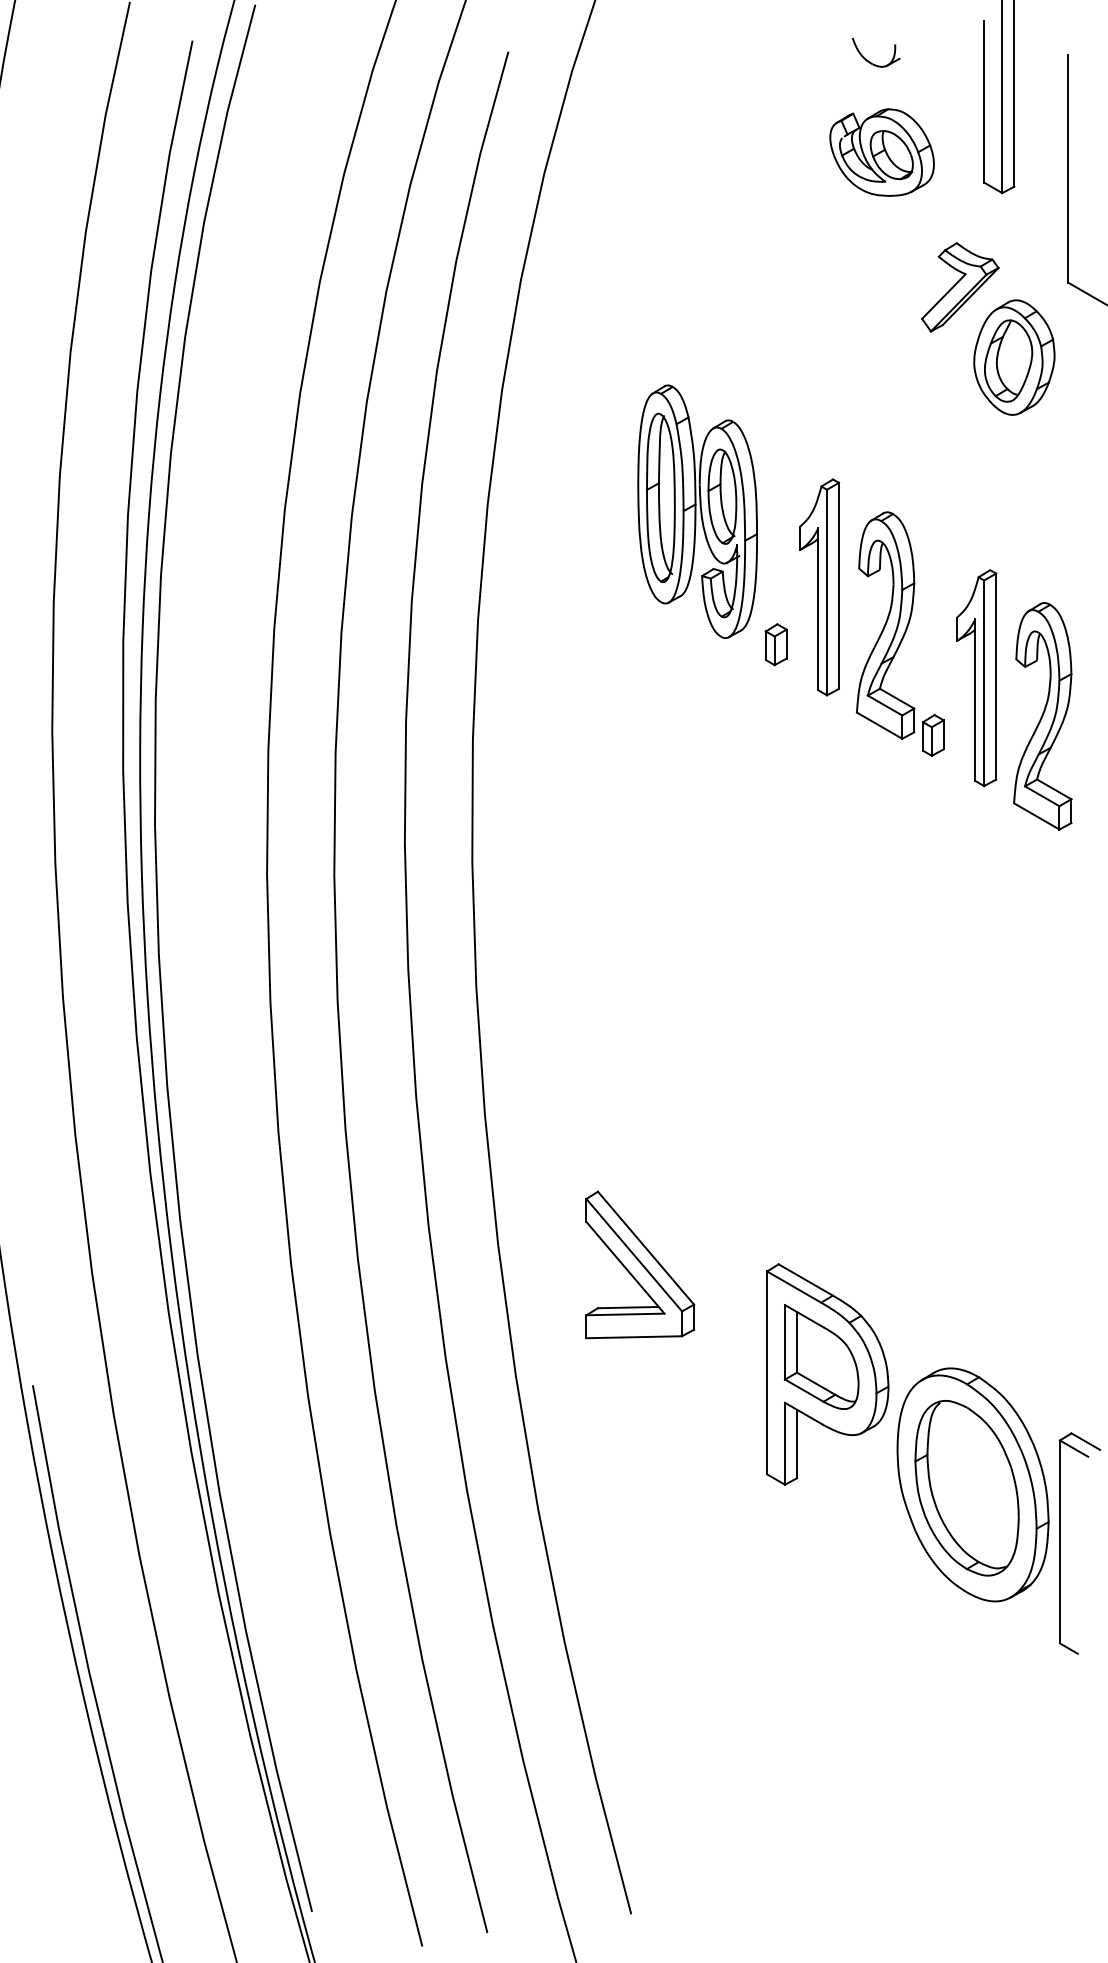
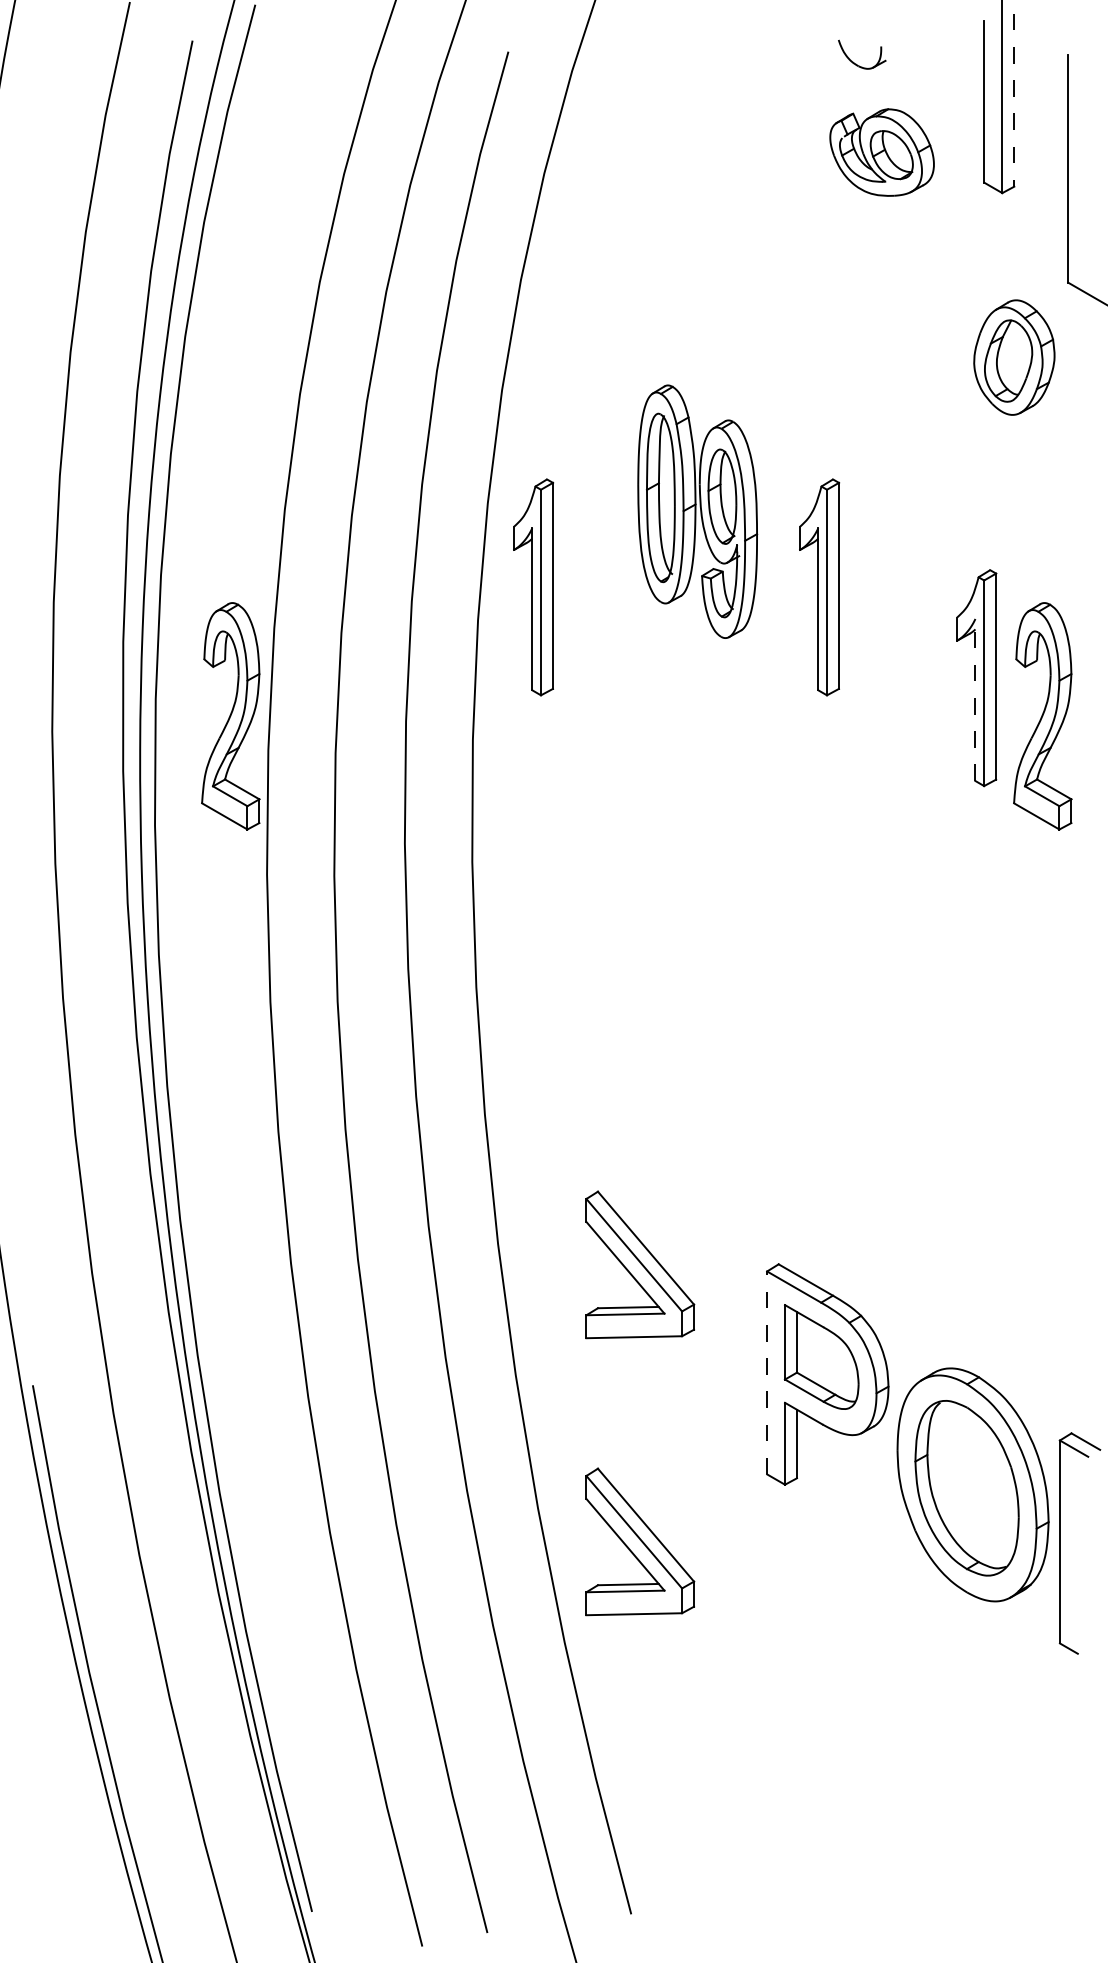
part position: (870, 61) -> (856, 63) (856, 63)
line: solid -> dashed (1014, 94)
part: present -> none (960, 287)
part: none -> present (533, 587)
part: present -> none (899, 633)
part: present -> none (775, 644)
line: solid -> dashed (975, 699)
part: none -> present (230, 716)
line: solid -> dashed (767, 1372)
part: none -> present (640, 1541)
